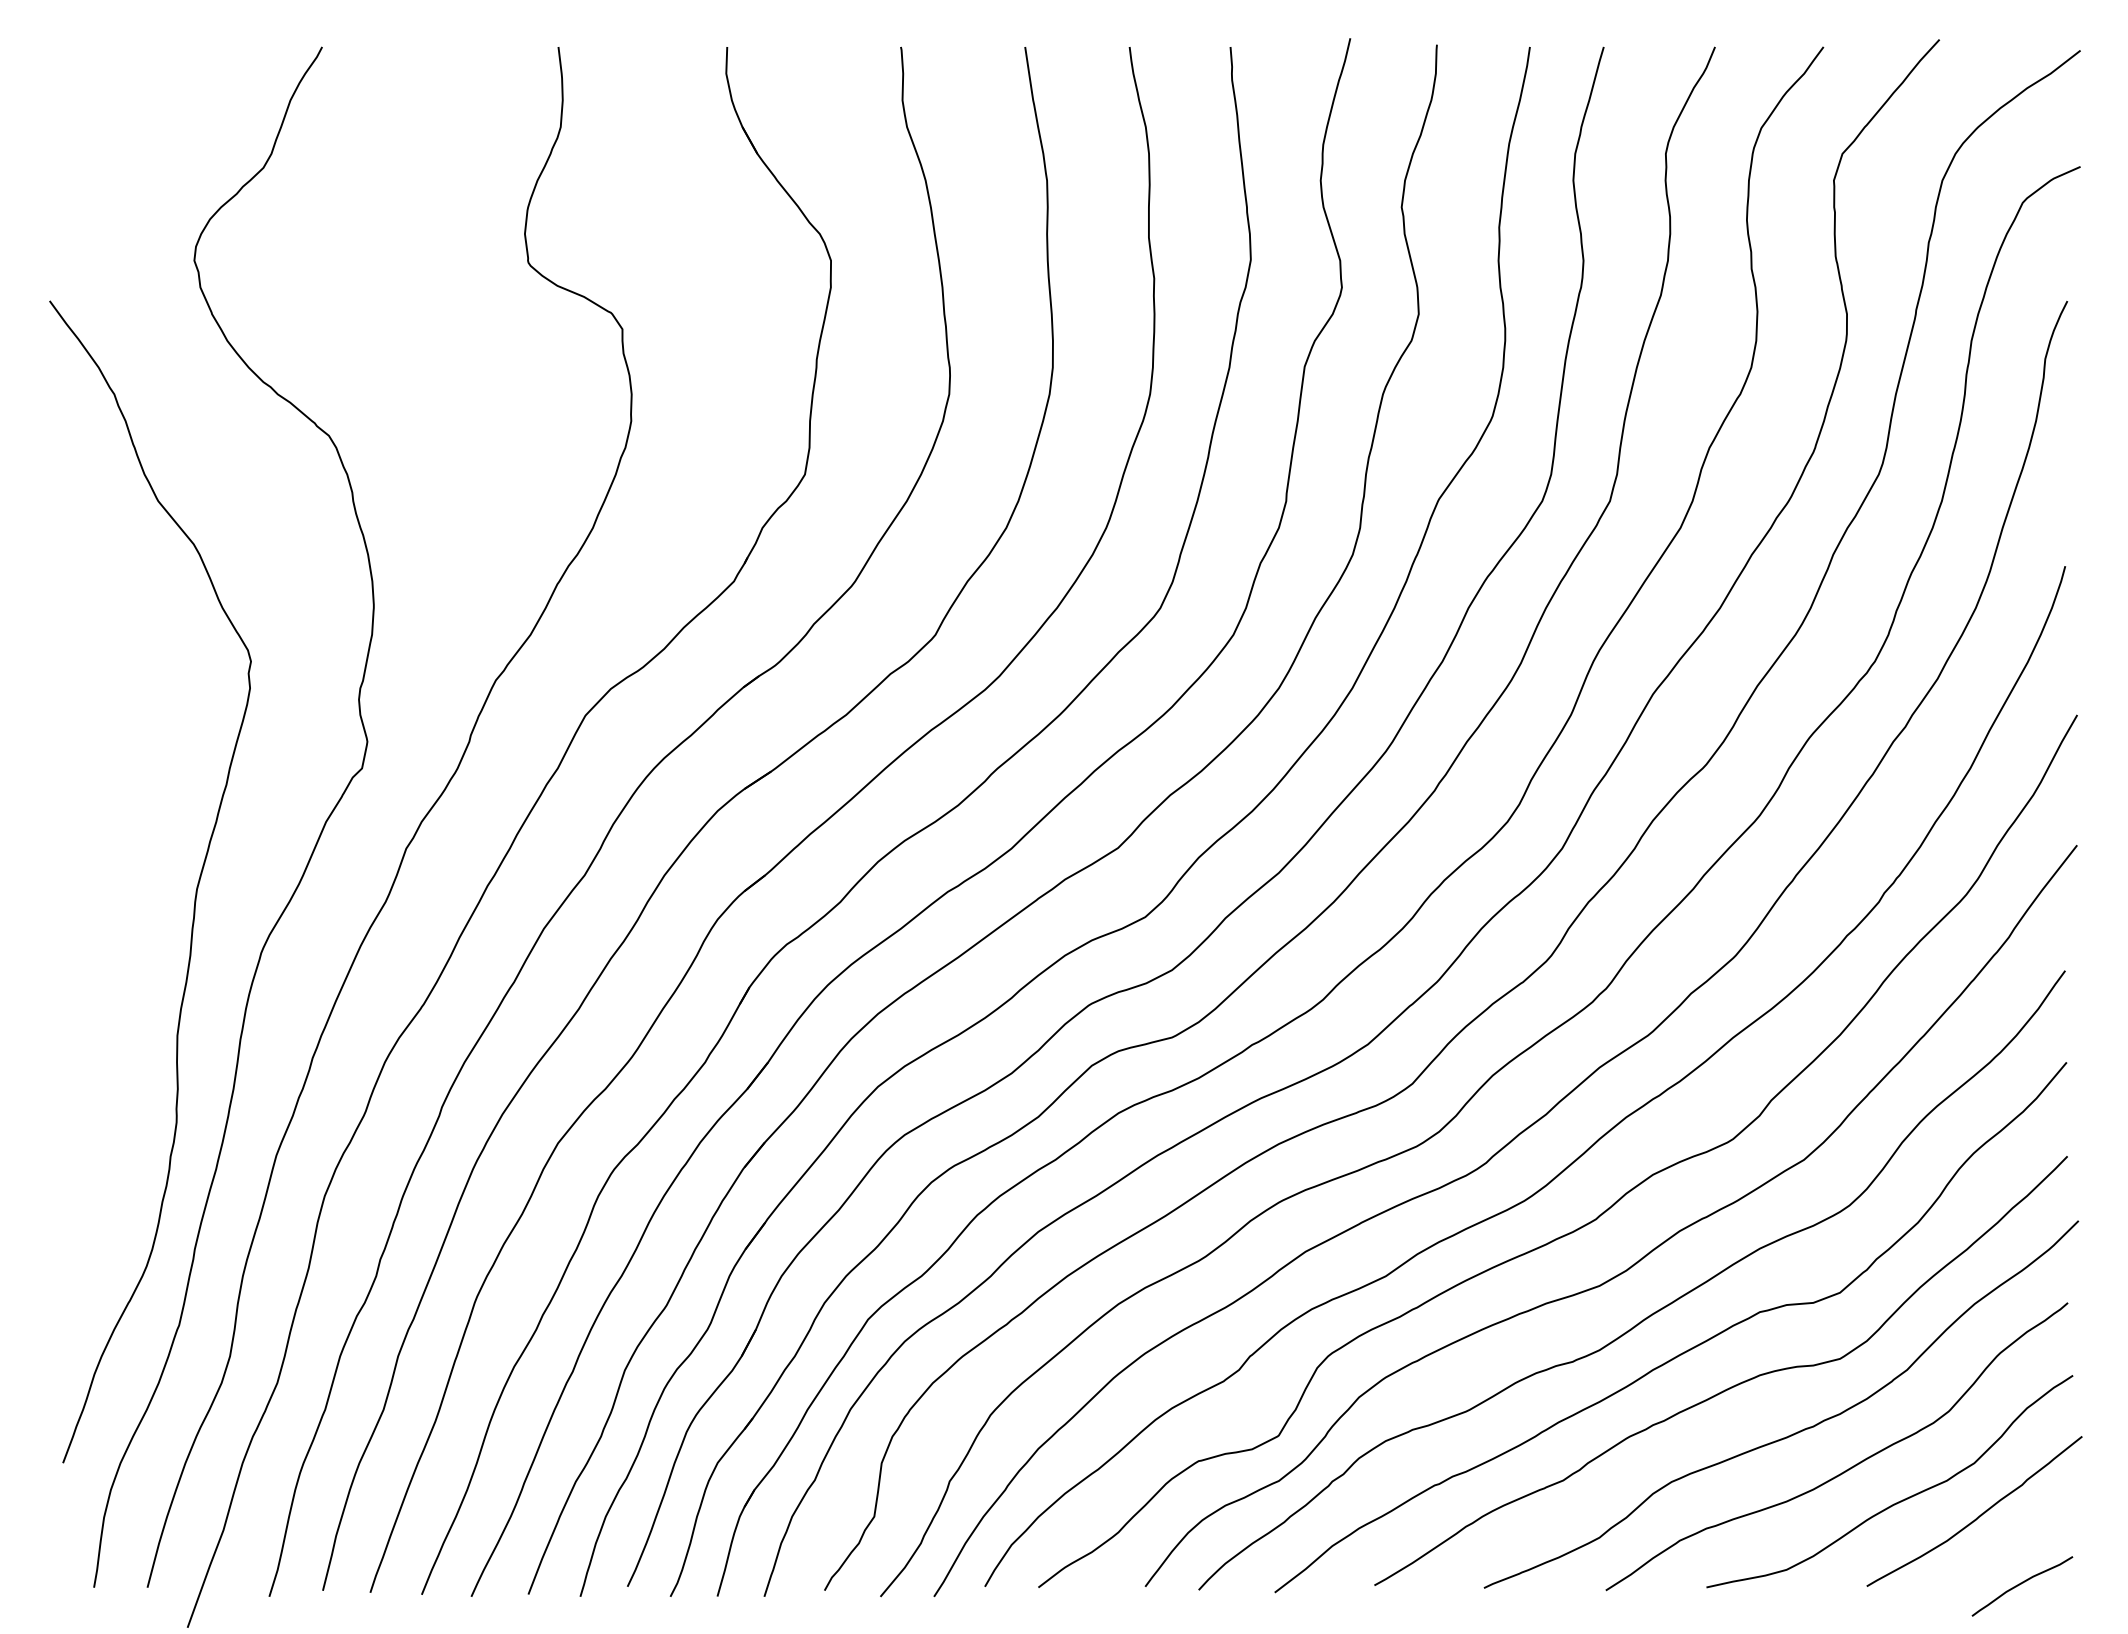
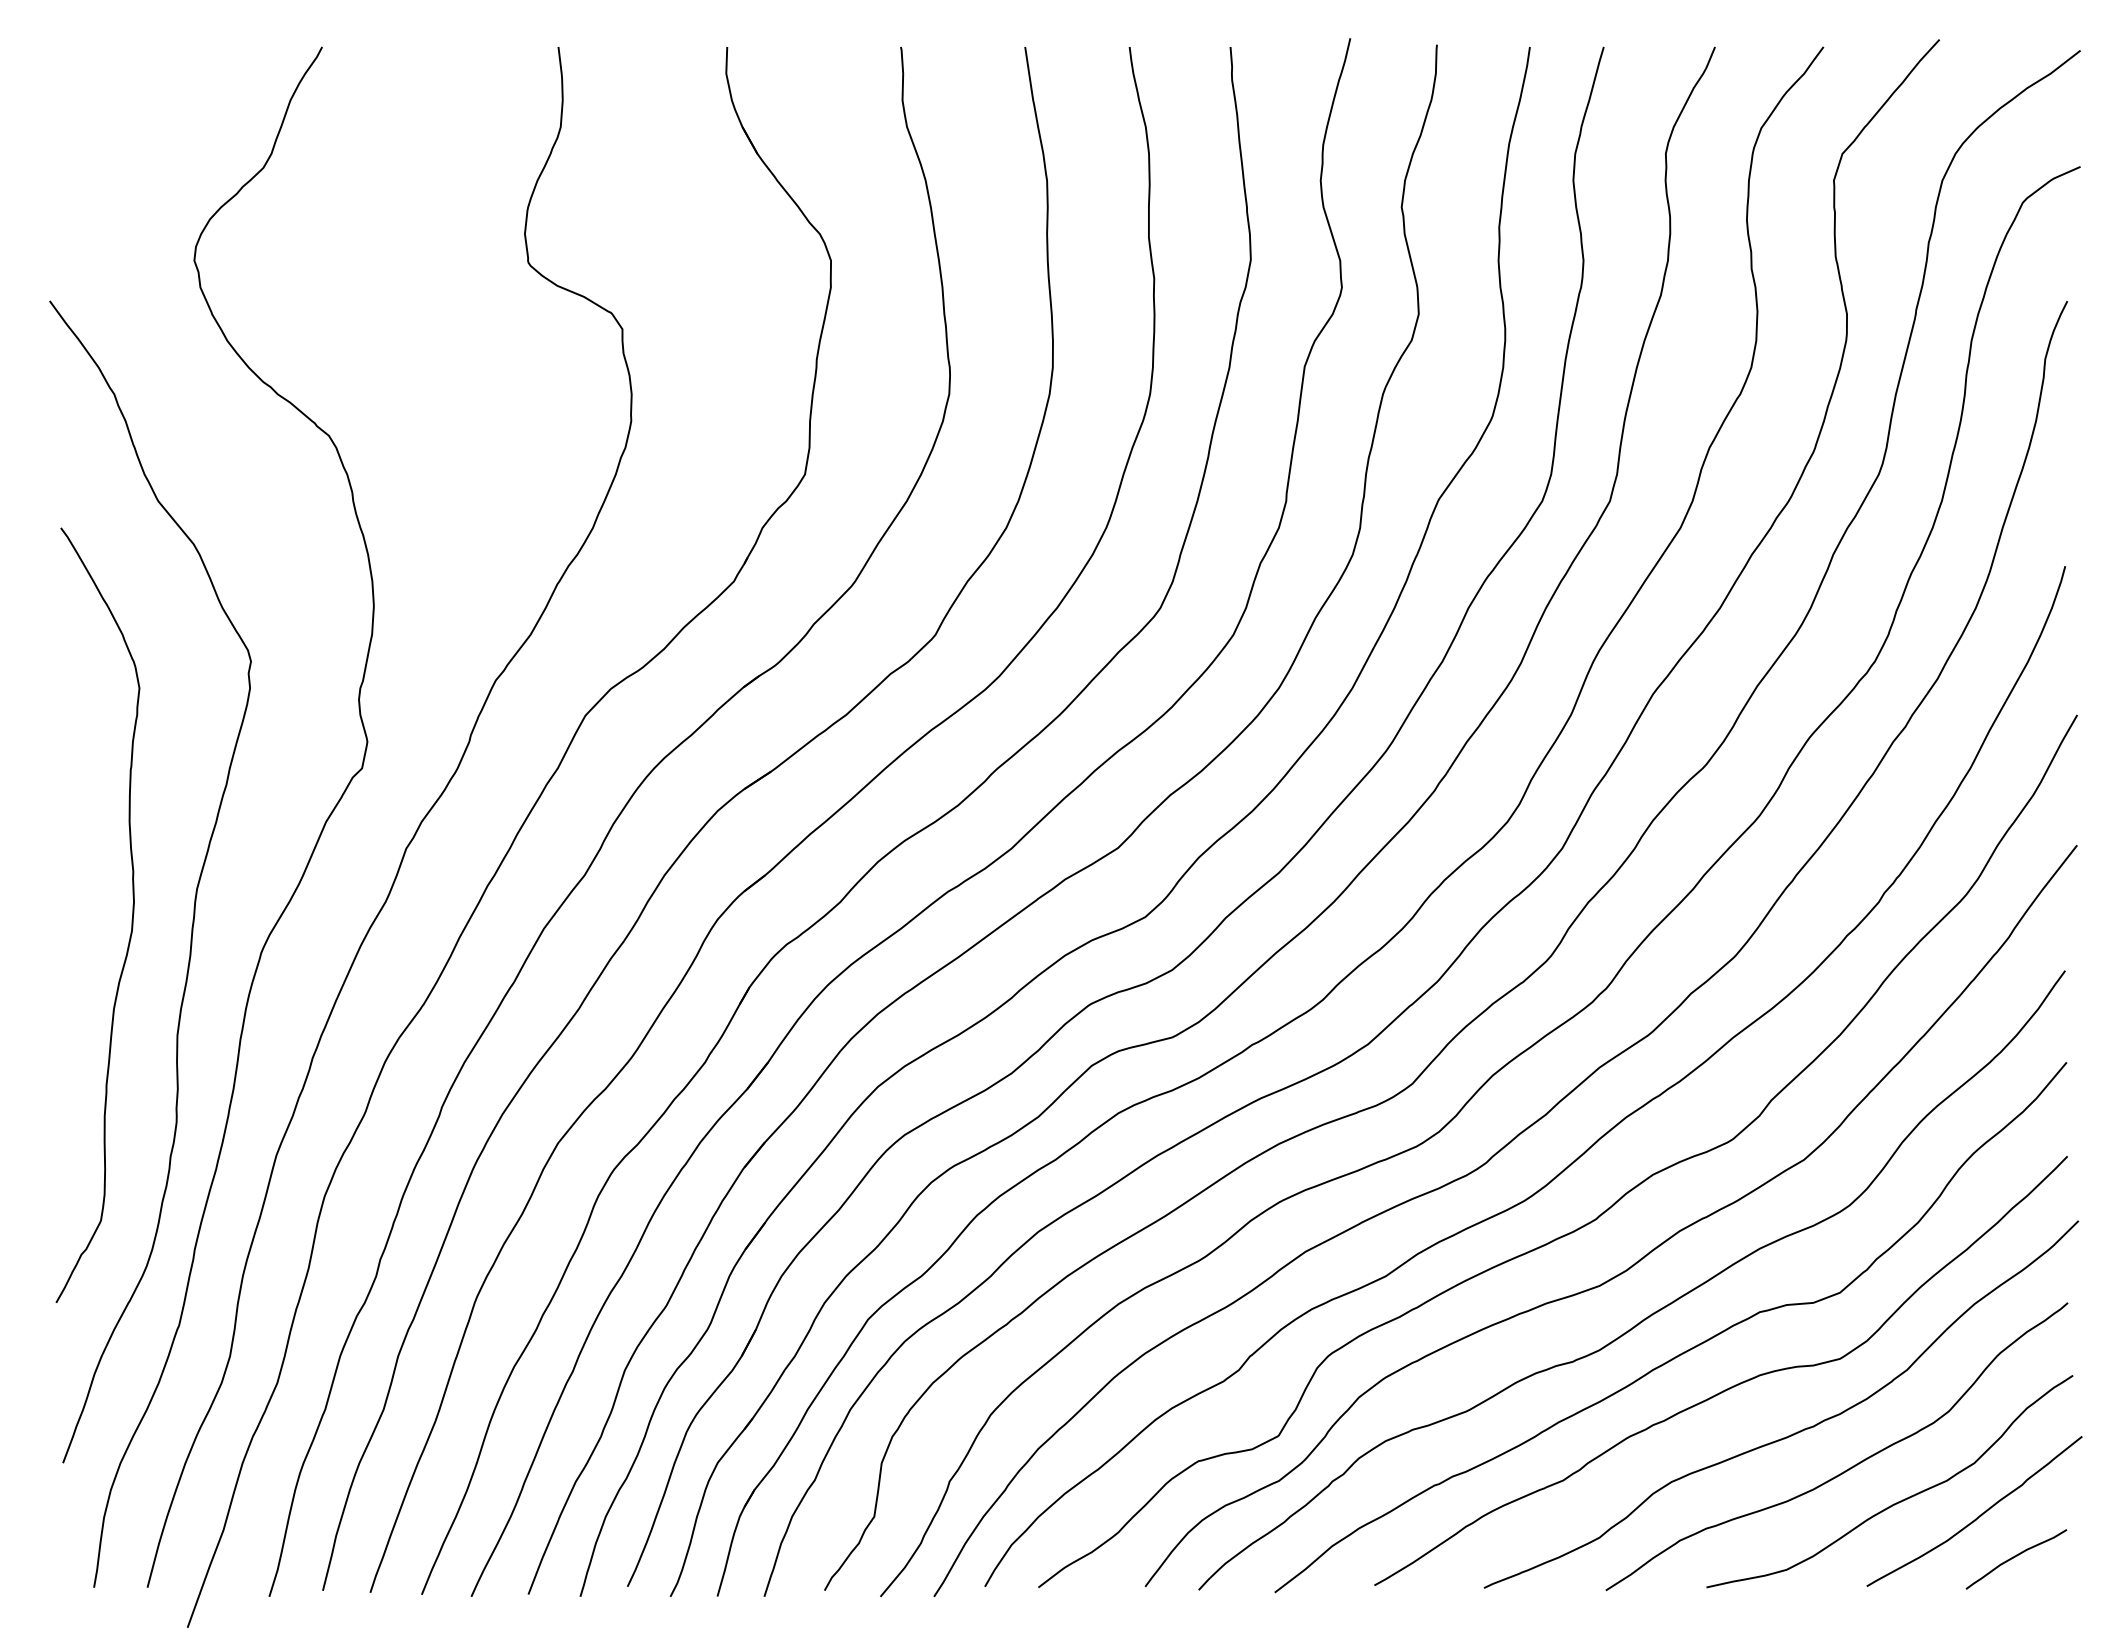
curve: none -> present (131, 919)
curve position: (2021, 1584) -> (2015, 1557) (2015, 1557)
